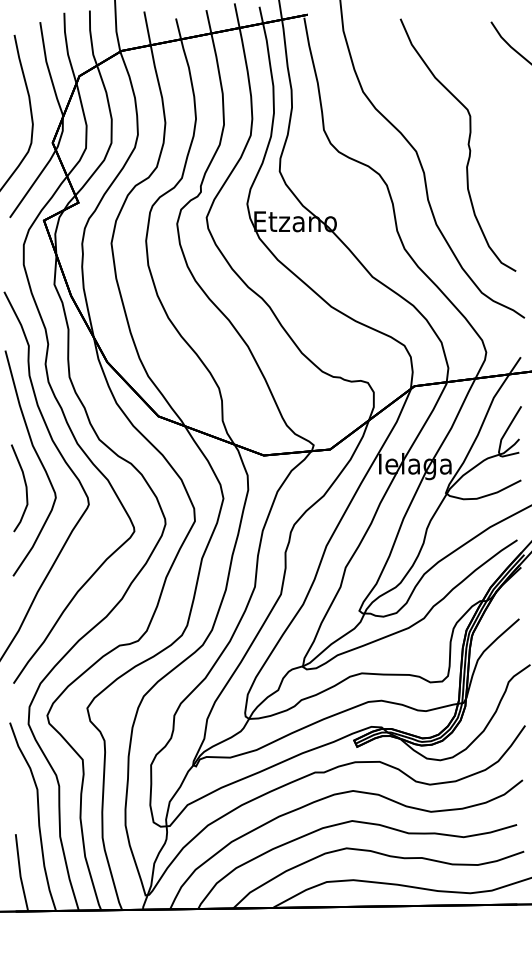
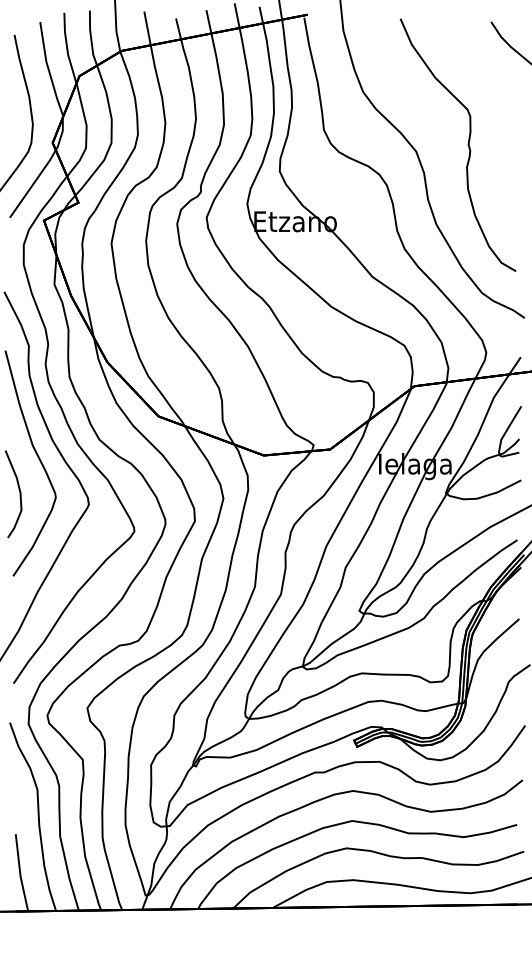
part position: (19, 488) -> (13, 494) (13, 494)
